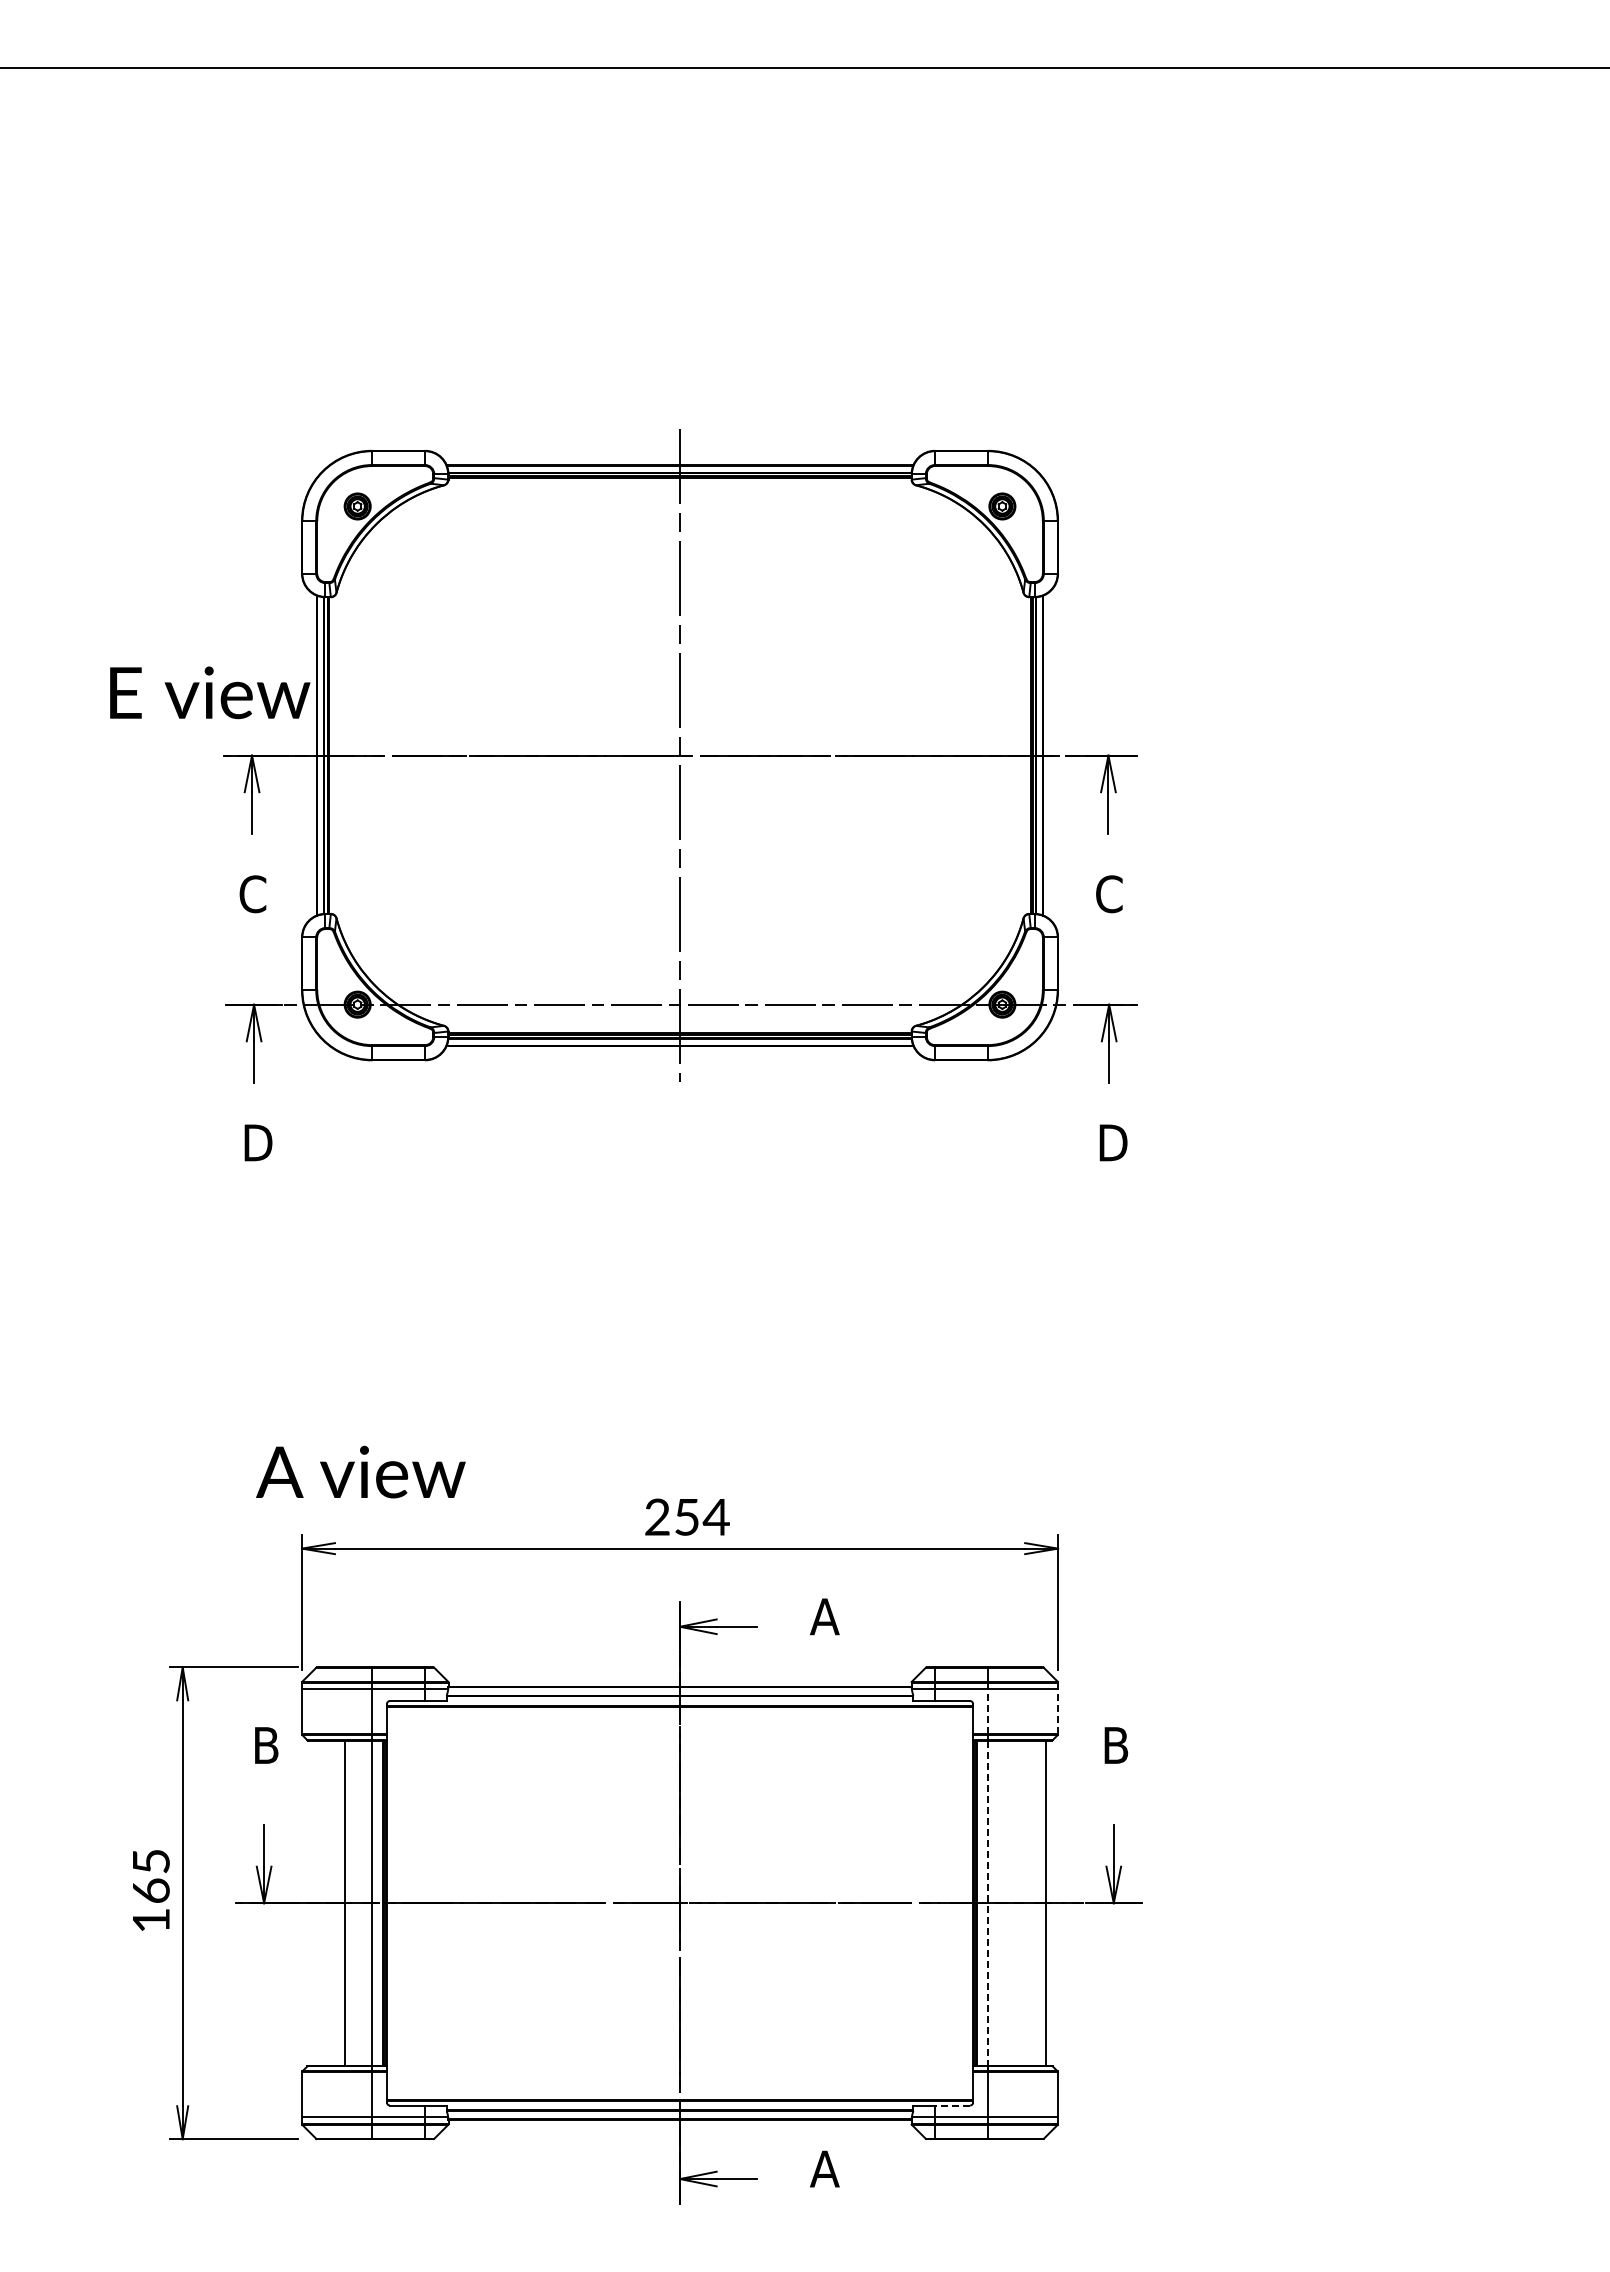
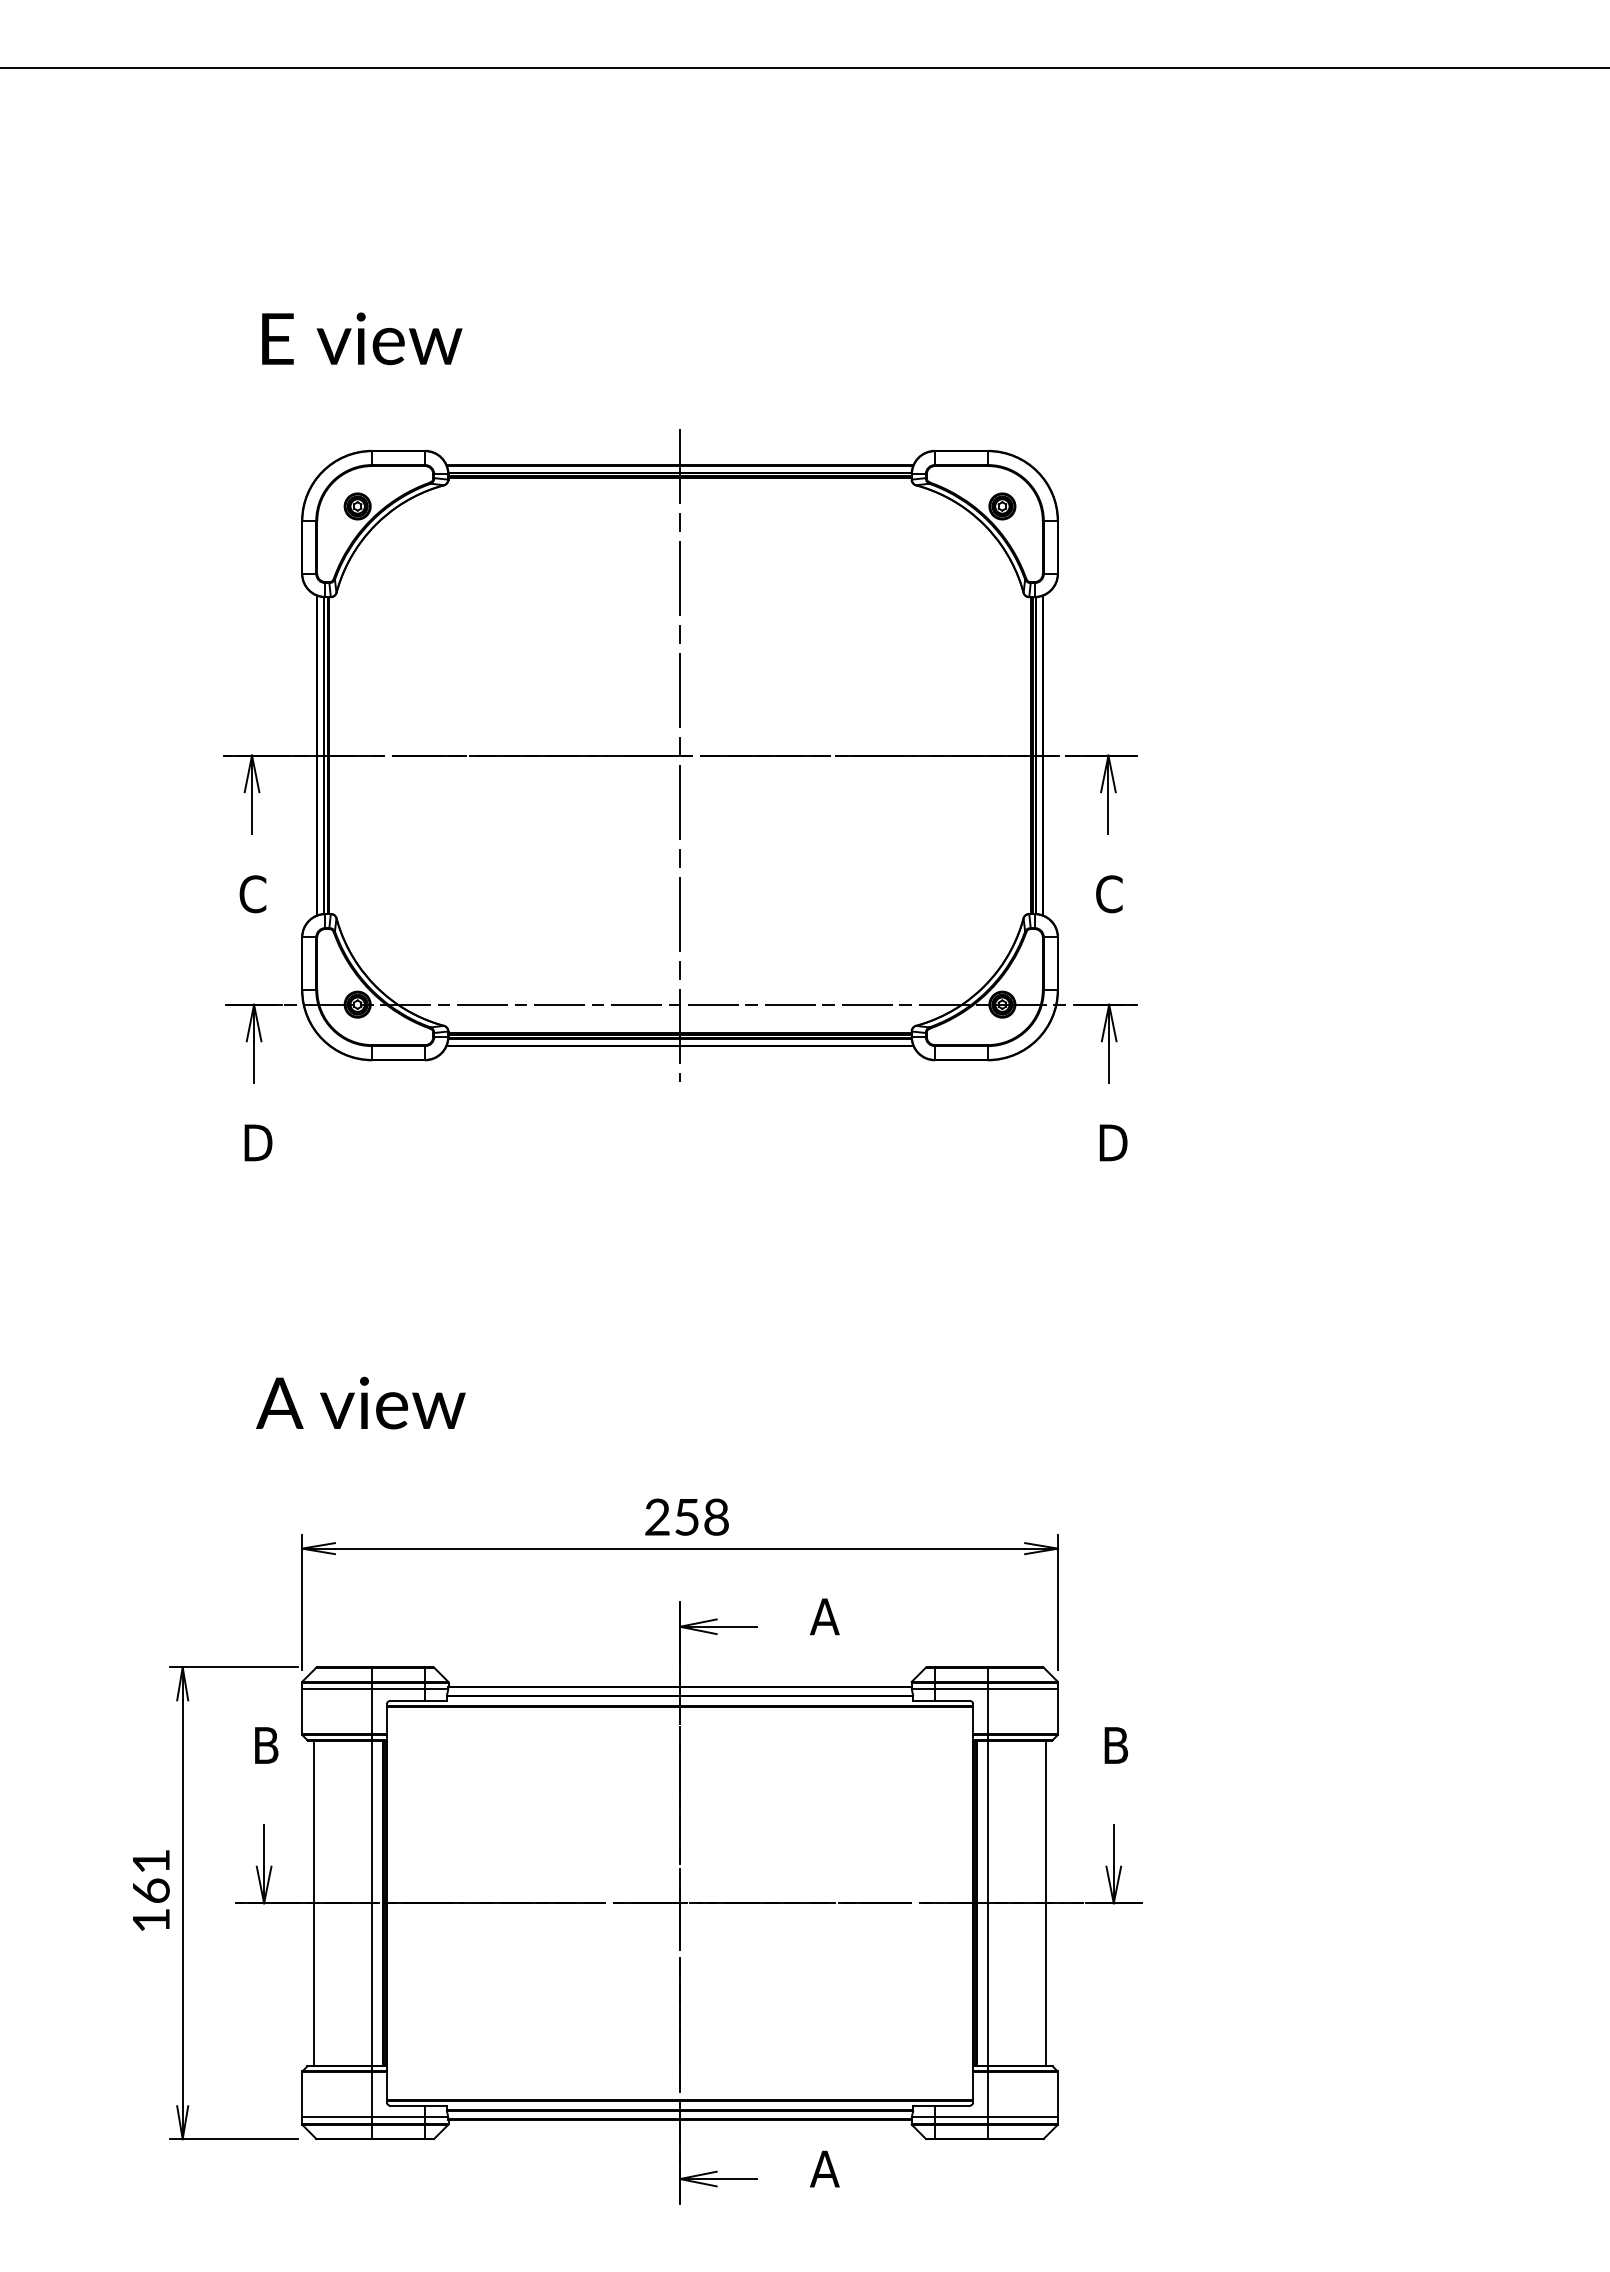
text position: (210, 692) -> (362, 338) (362, 338)
text position: (360, 1471) -> (360, 1402) (360, 1402)
text: 254 -> 258 (715, 1516)
line: dashed -> solid (987, 1711)
line: dashed -> solid (1058, 1711)
text: 165 -> 161 (151, 1861)
line position: (344, 1902) -> (313, 1902) (313, 1902)
line: dashed -> solid (987, 1903)
line: dashed -> solid (952, 2105)
